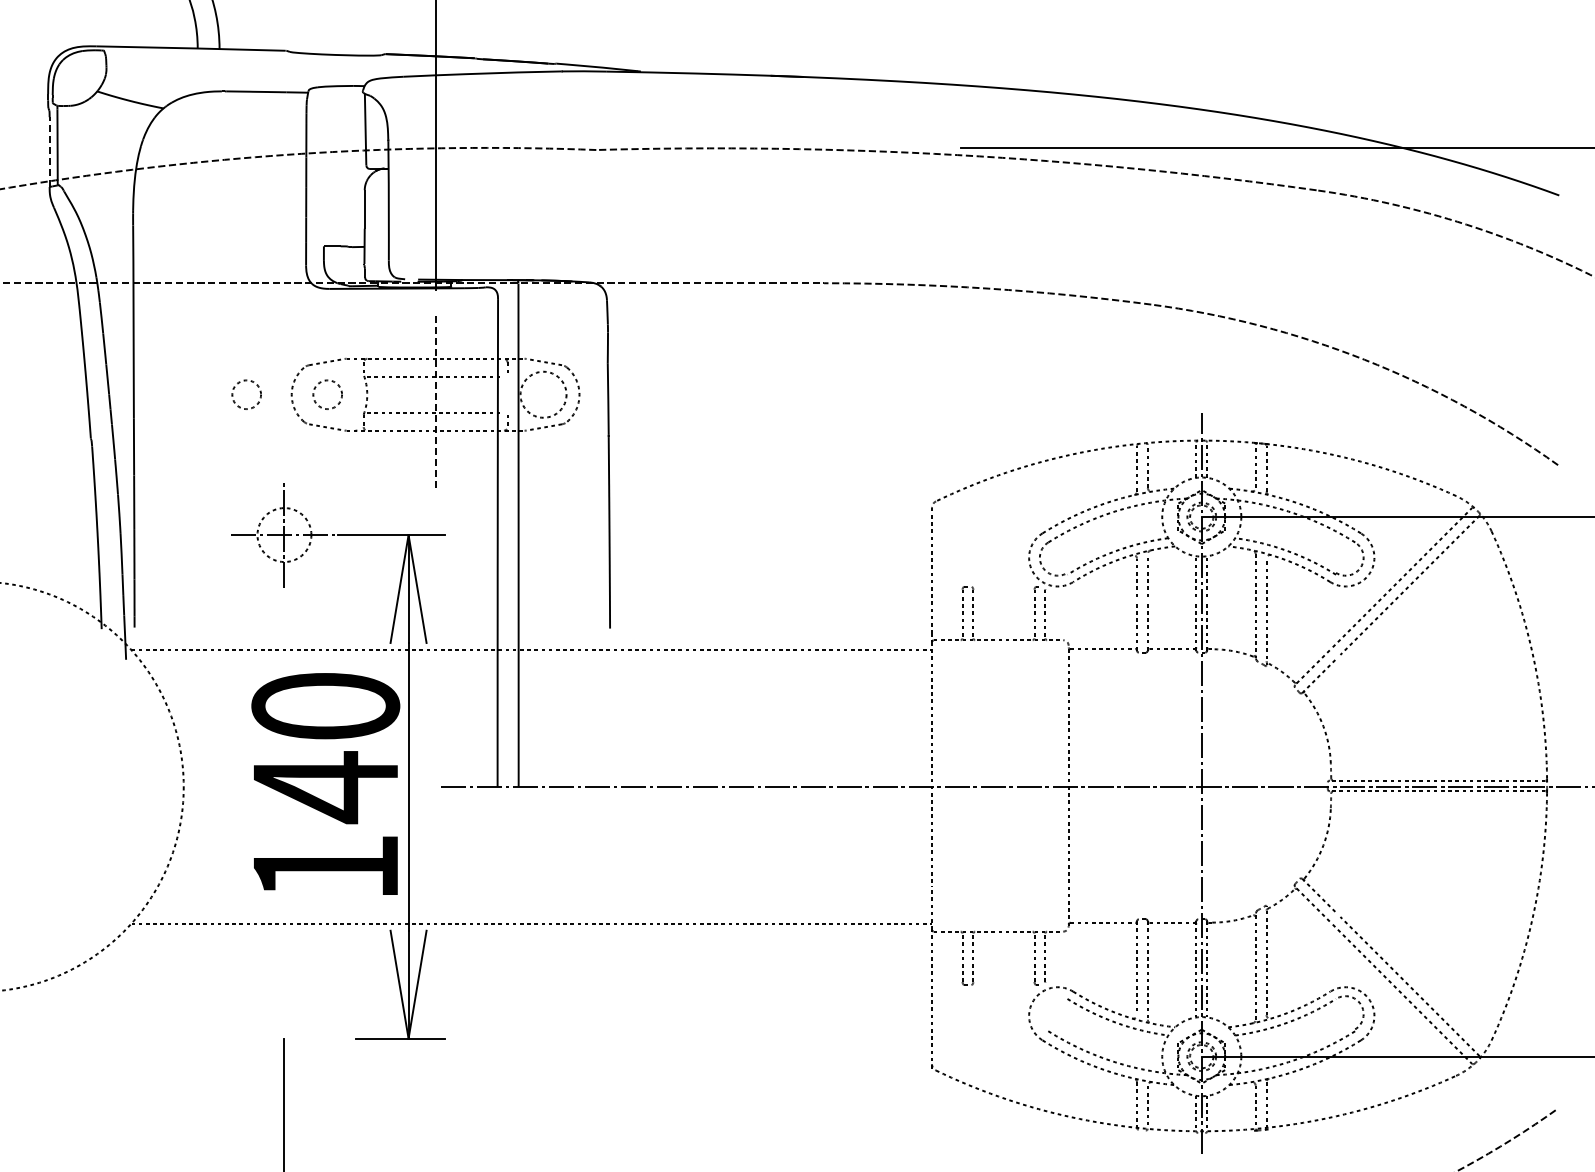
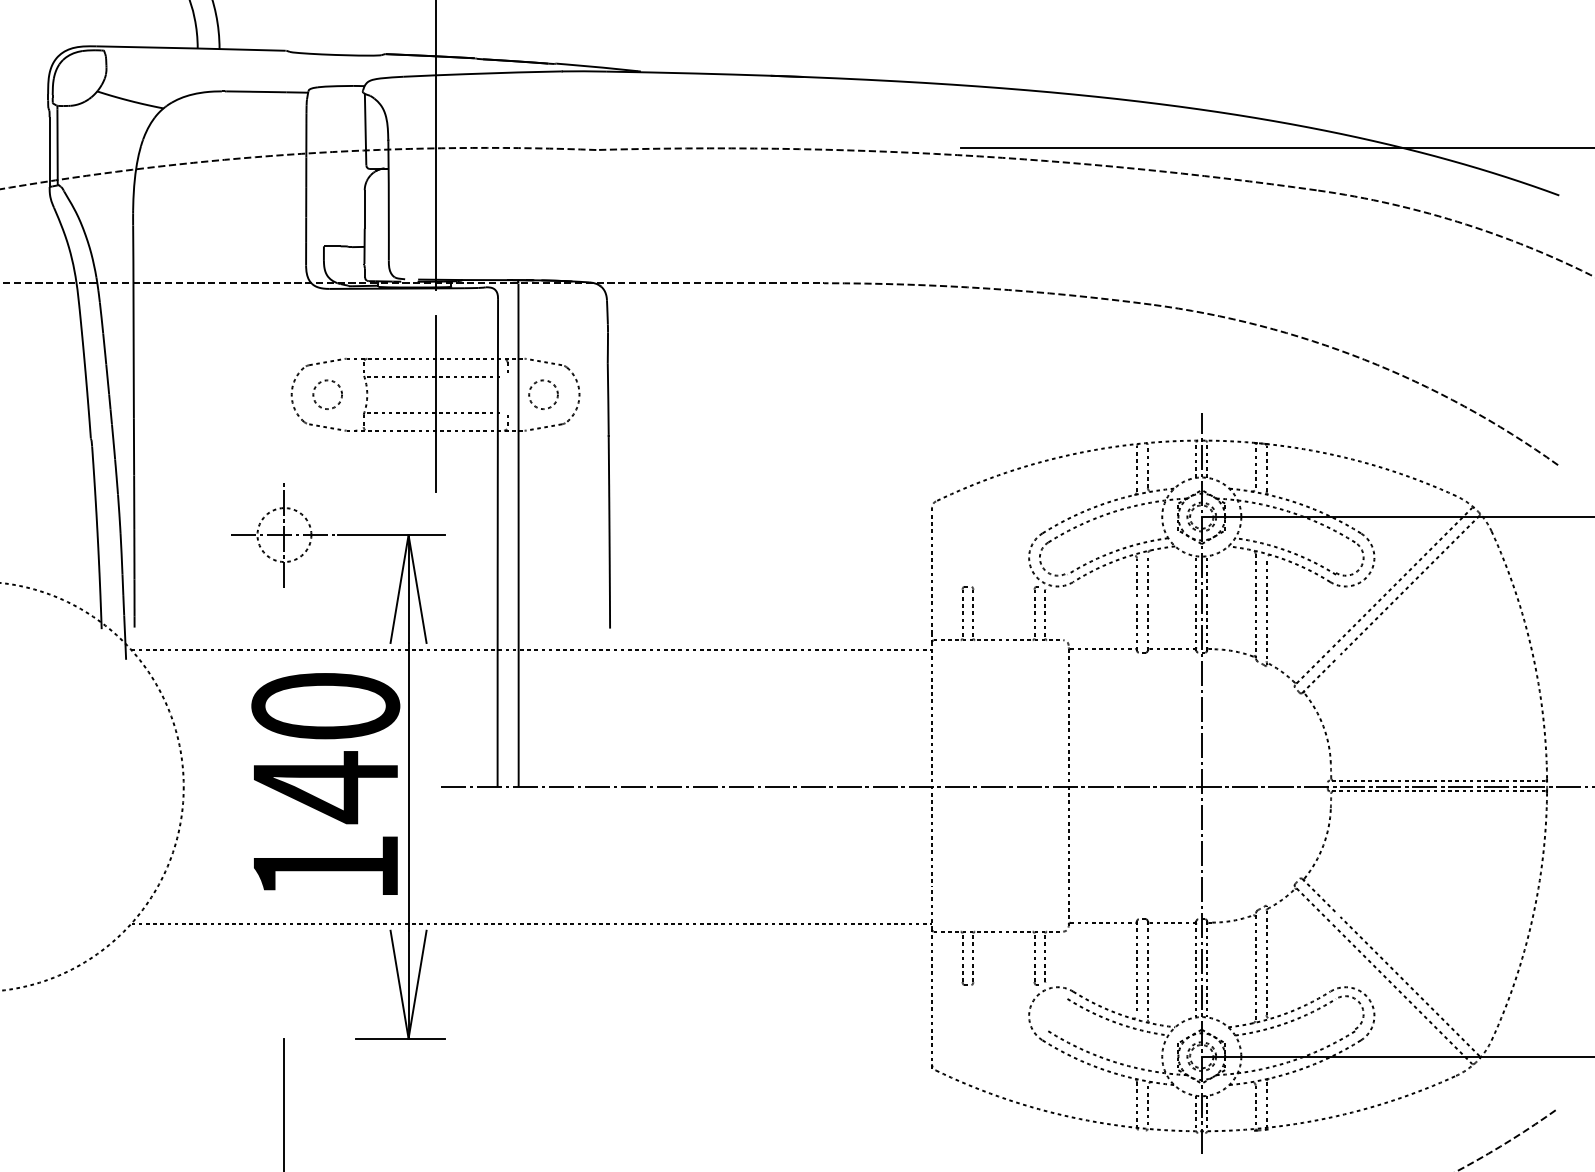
line: dashed -> solid (49, 152)
circle: present -> none (246, 394)
circle diameter: 46 px -> 29 px (543, 394)
line: dashed -> solid (435, 404)
